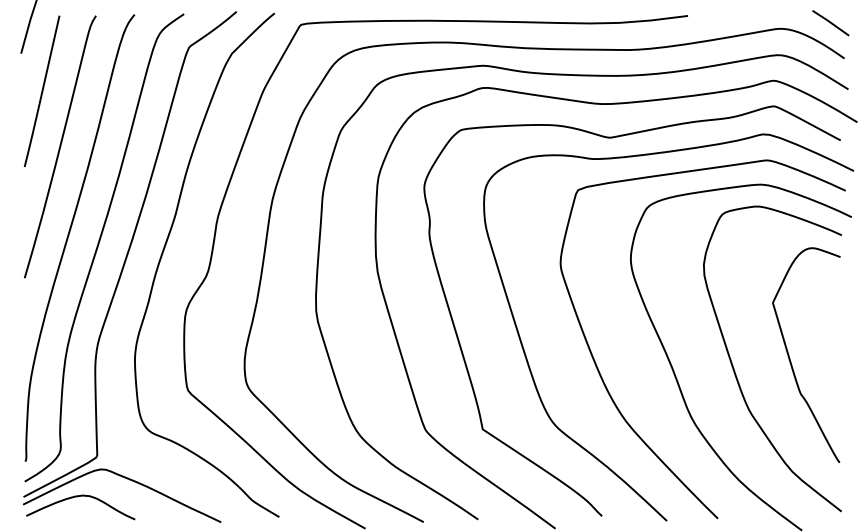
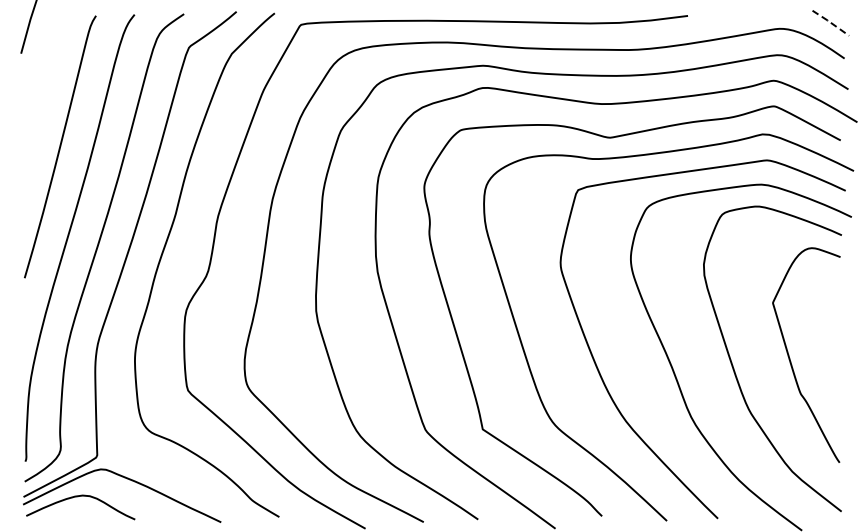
line: solid -> dashed (830, 22)
line: present -> none (41, 91)
